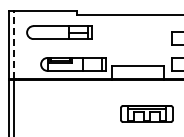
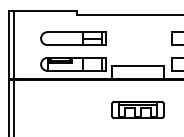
part position: (59, 32) -> (73, 38) (73, 38)
line: dashed -> solid (13, 45)
part position: (146, 113) -> (137, 109) (137, 109)
